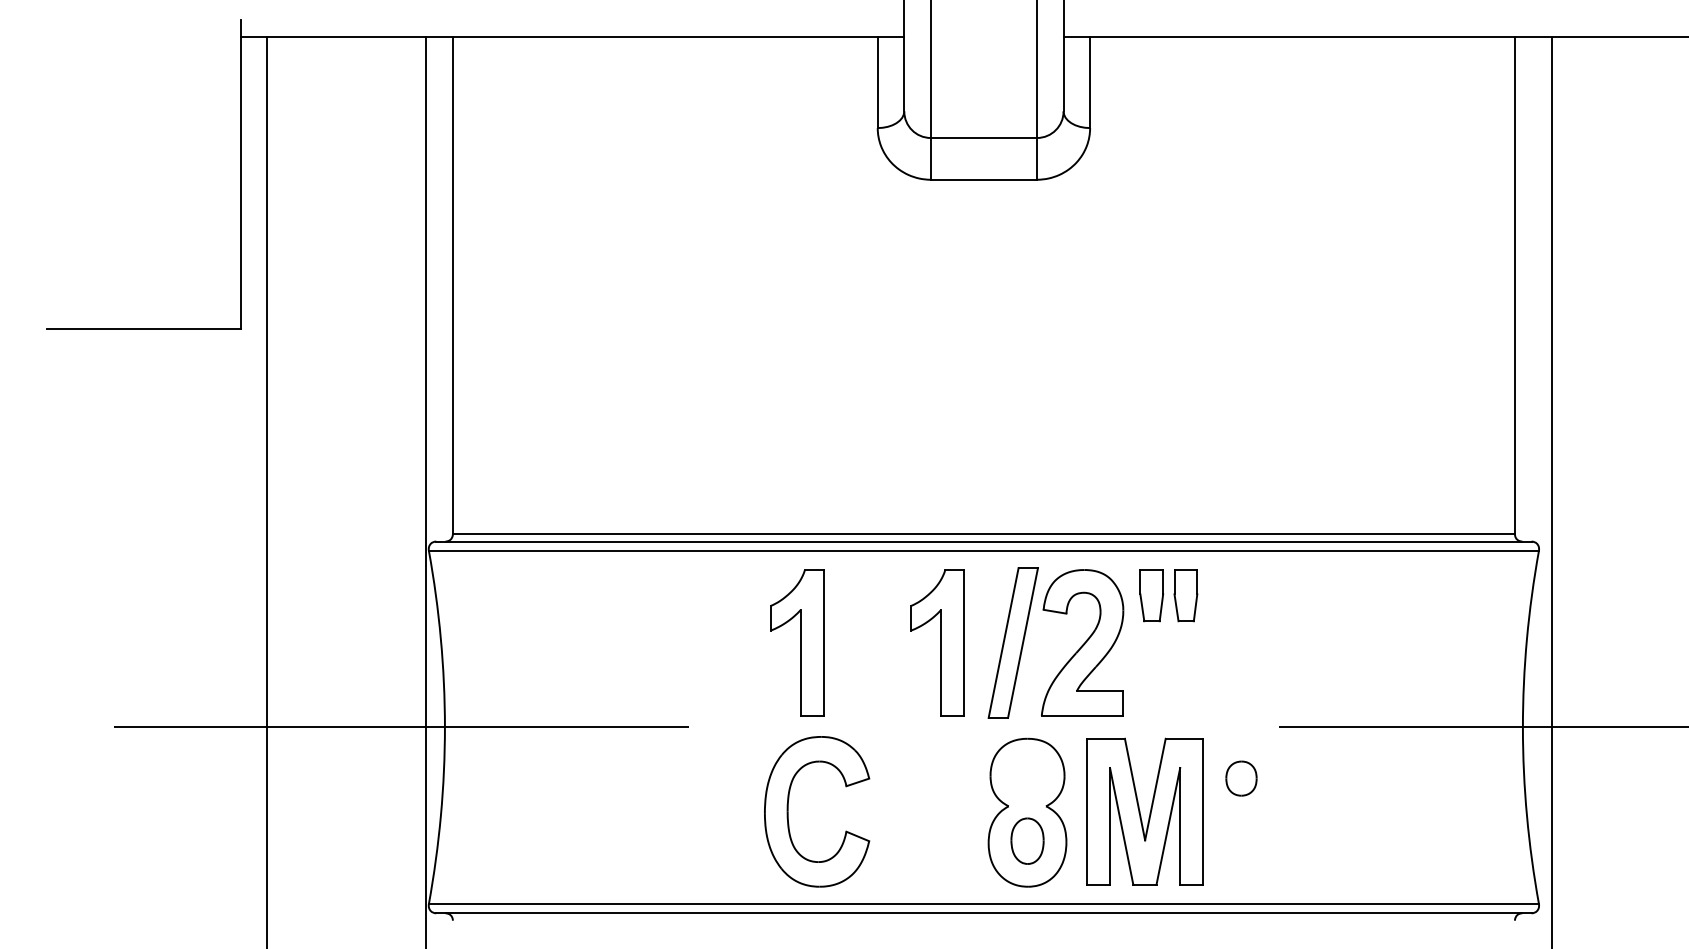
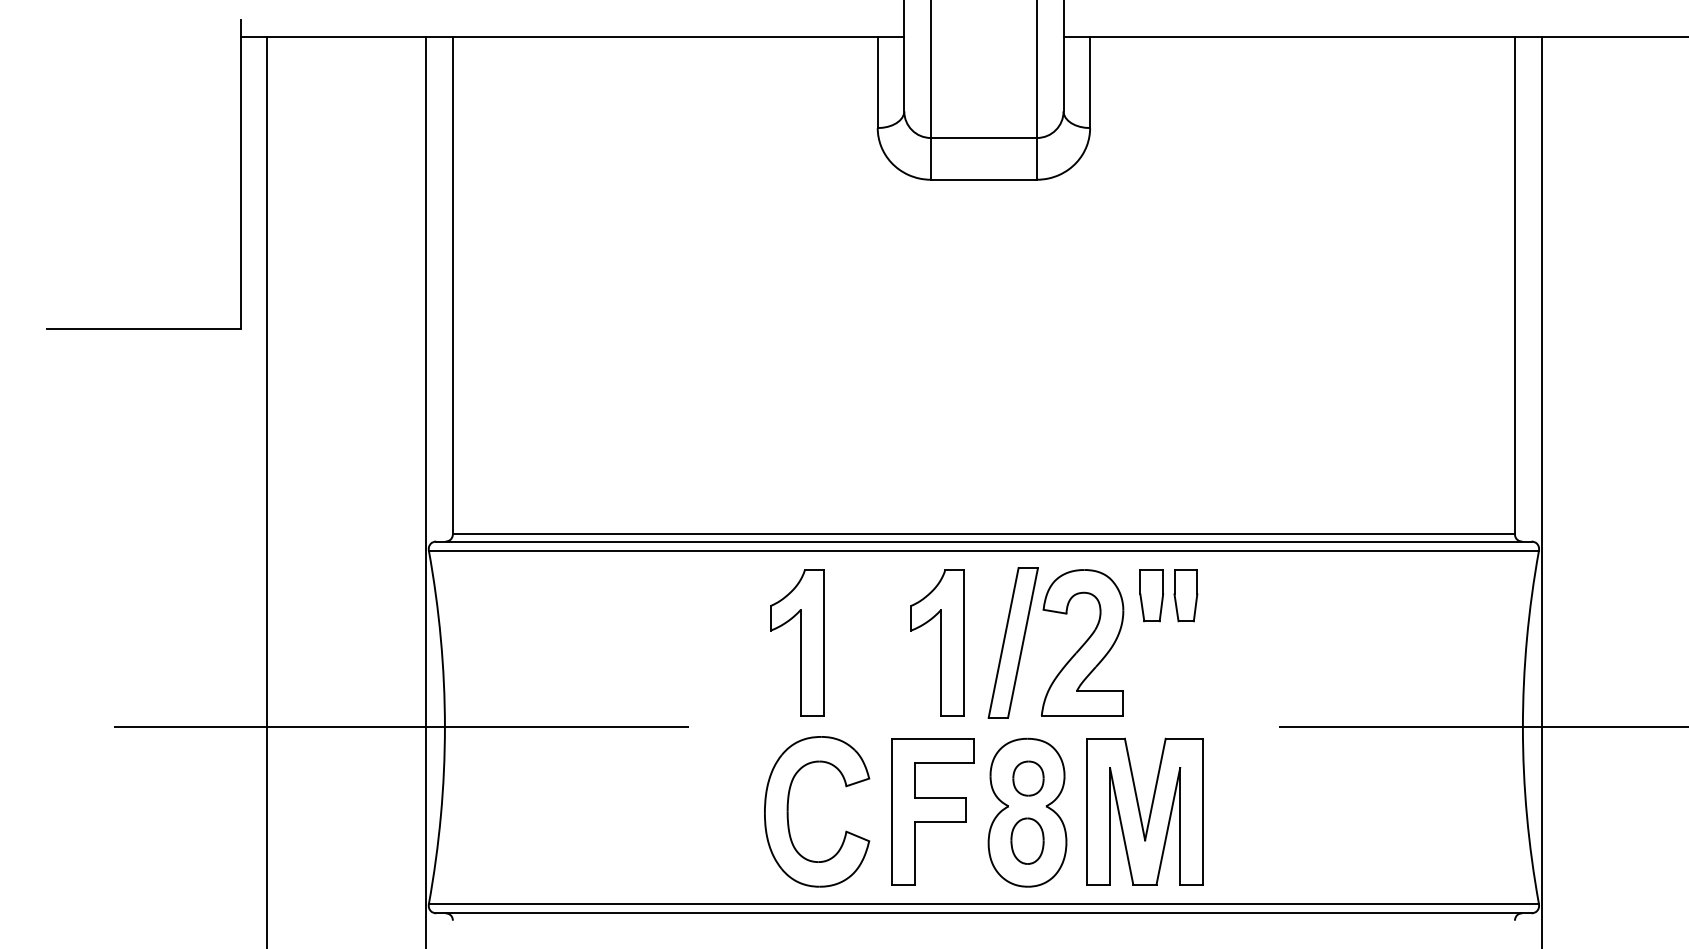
line position: (1551, 490) -> (1541, 490) (1541, 490)
part position: (1241, 778) -> (1028, 778) (1028, 778)
part: none -> present (932, 811)
